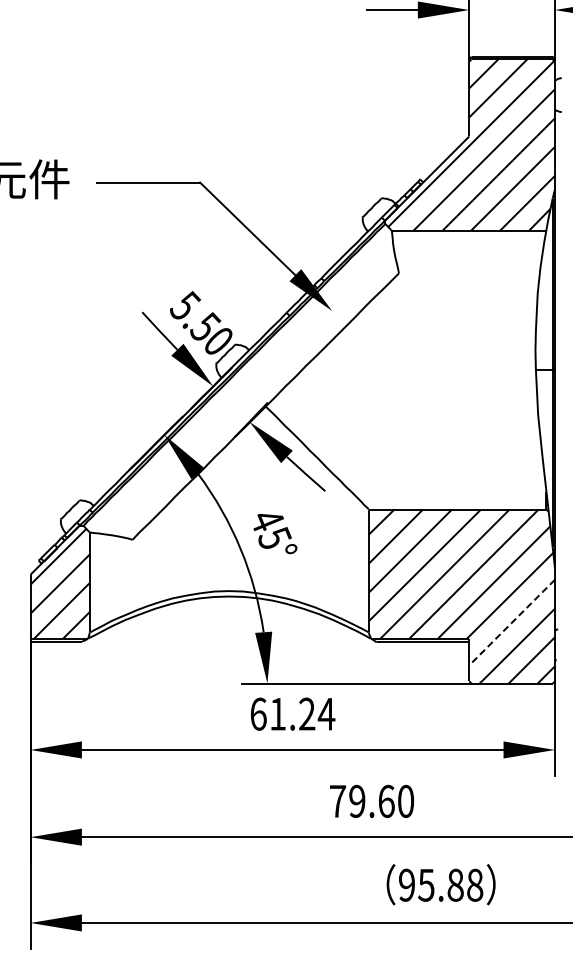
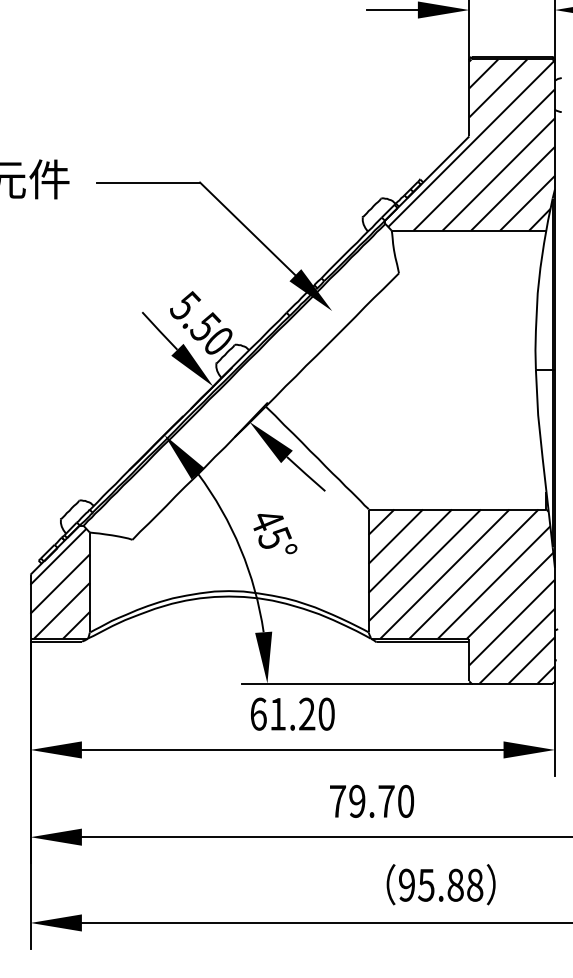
line: dashed -> solid (512, 622)
text: 61.24 -> 61.20 (326, 713)
text: 79.60 -> 79.70 (386, 800)
